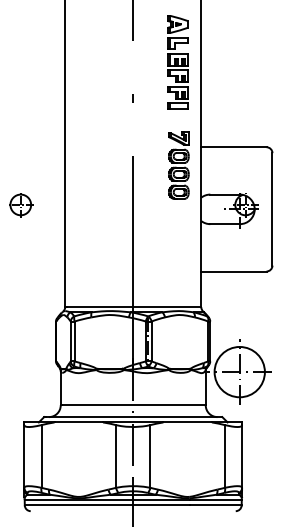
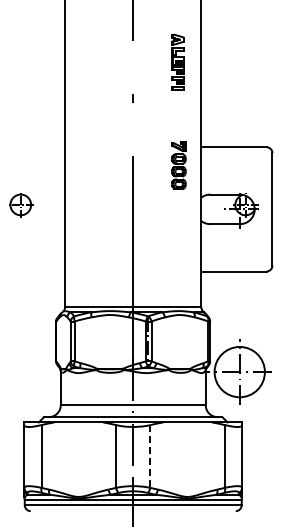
part size: 22x95 px -> 14x58 px (177, 61)
part size: 22x69 px -> 16x49 px (178, 165)
line: solid -> dashed (150, 456)
